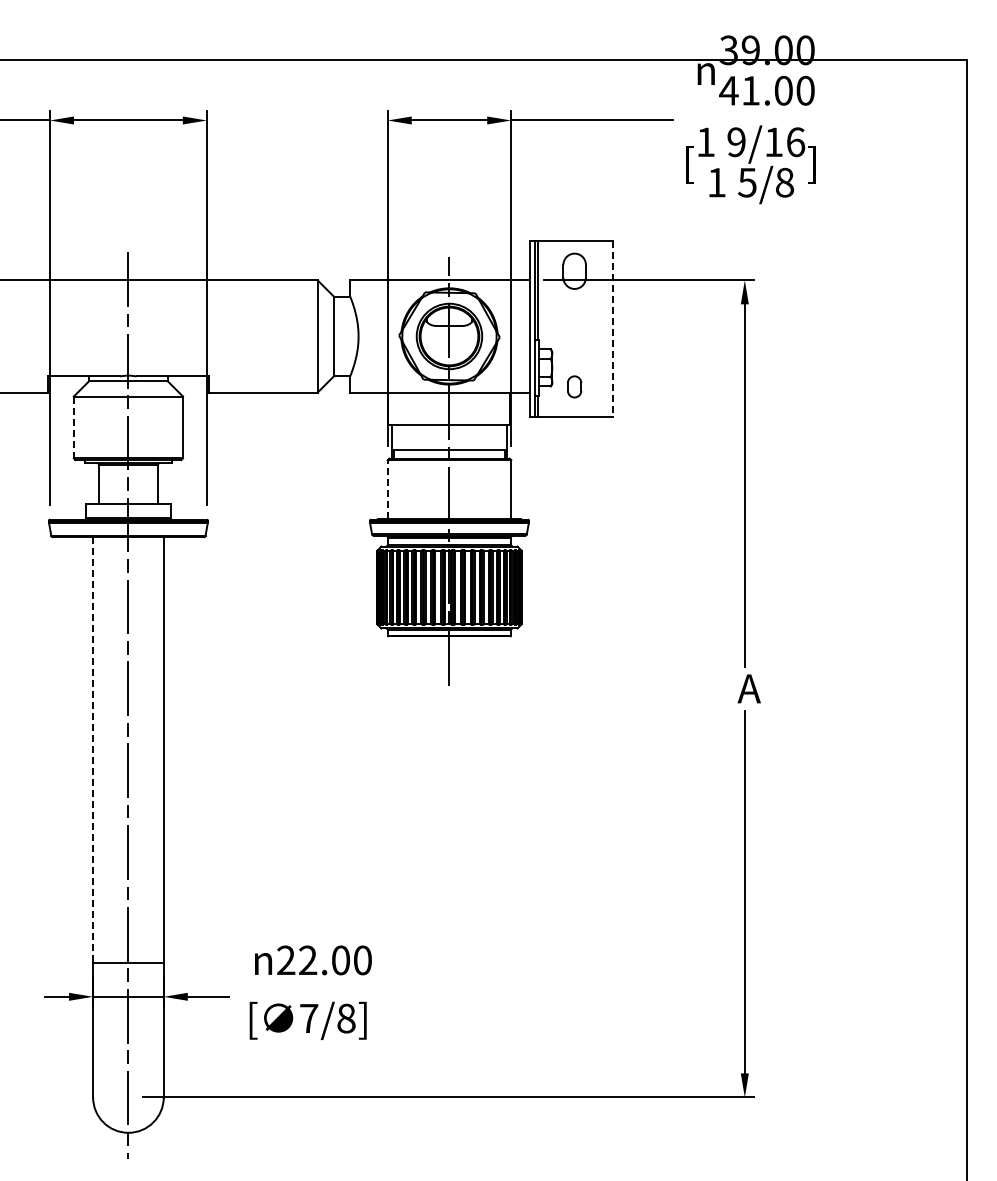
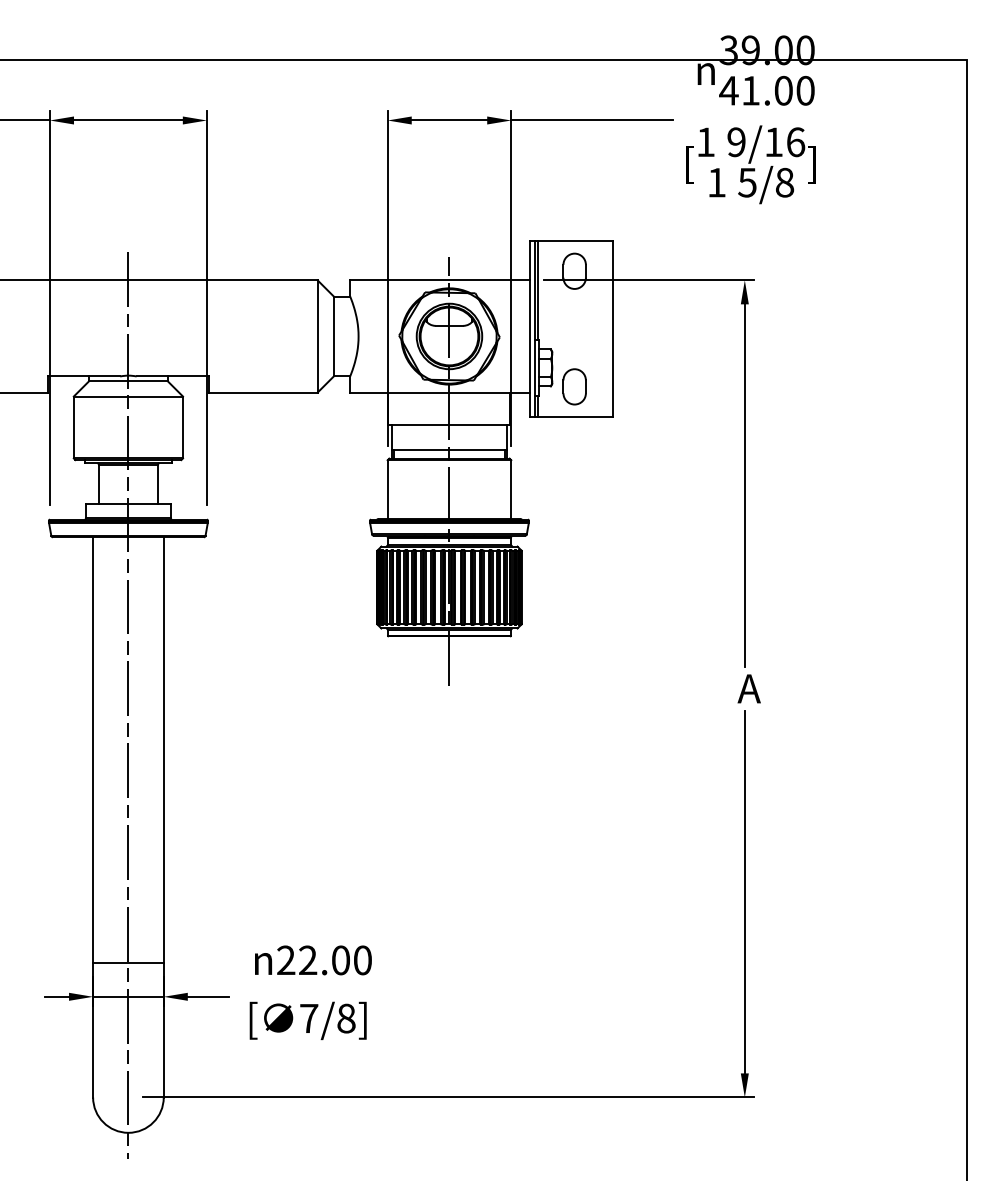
line: dashed -> solid (613, 329)
part size: 16x24 px -> 25x38 px (574, 386)
line: dashed -> solid (73, 427)
line: dashed -> solid (387, 489)
line: dashed -> solid (93, 749)
